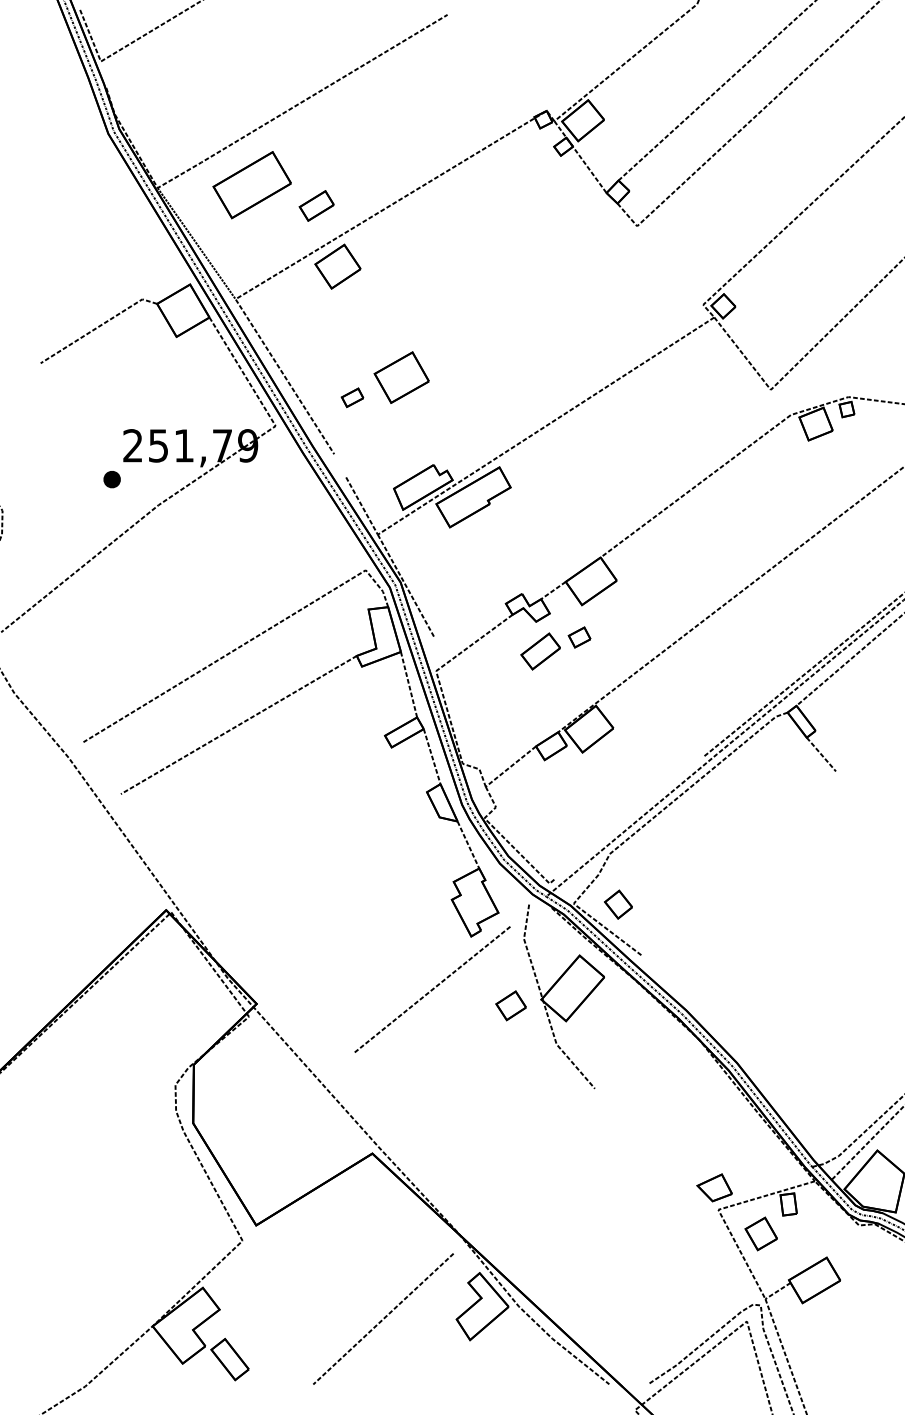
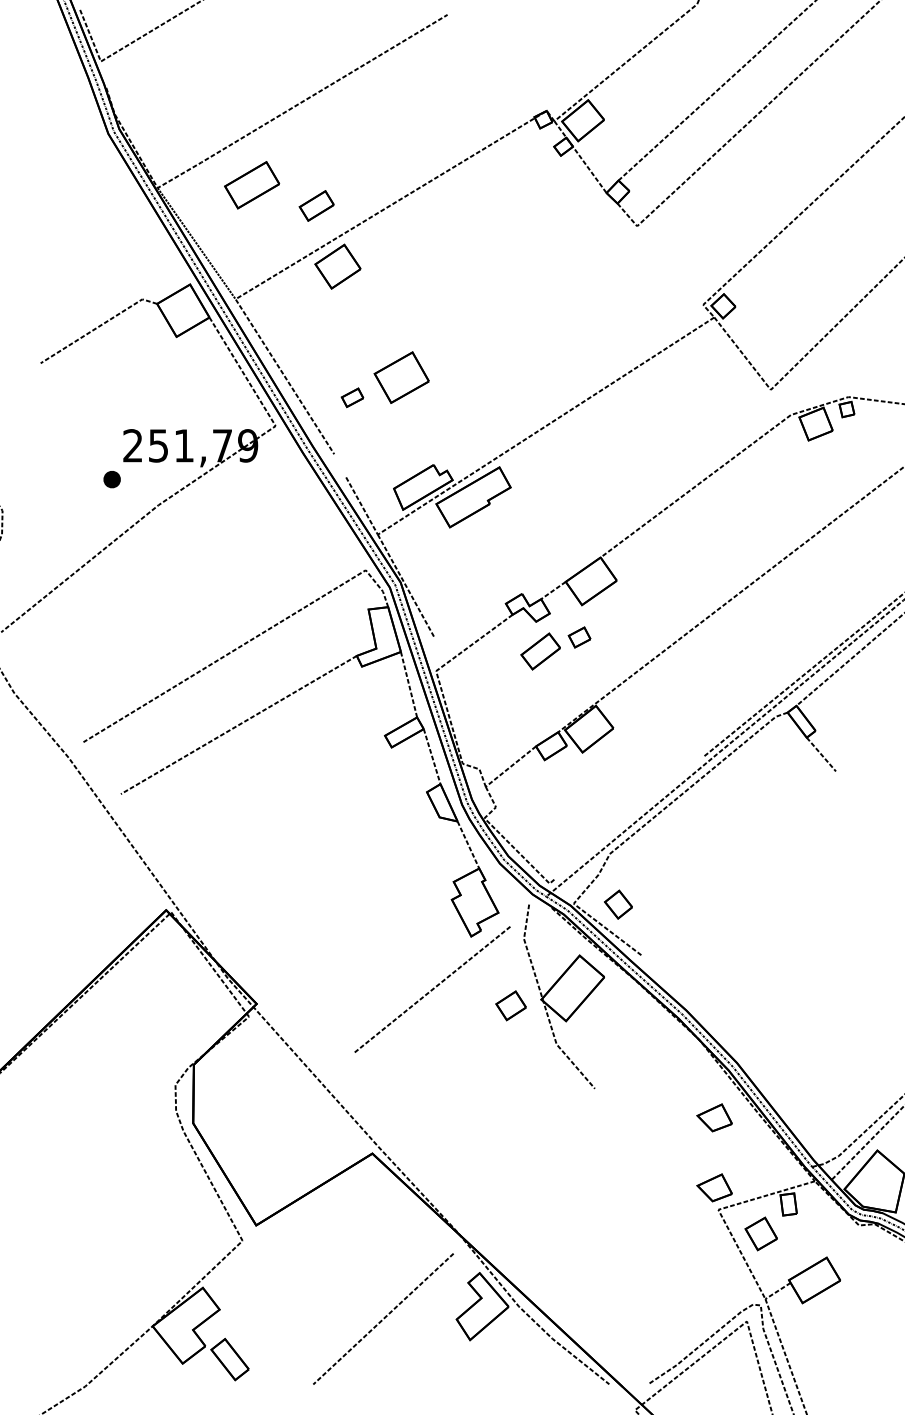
part size: 80x69 px -> 57x49 px (252, 185)
part: none -> present (714, 1117)
